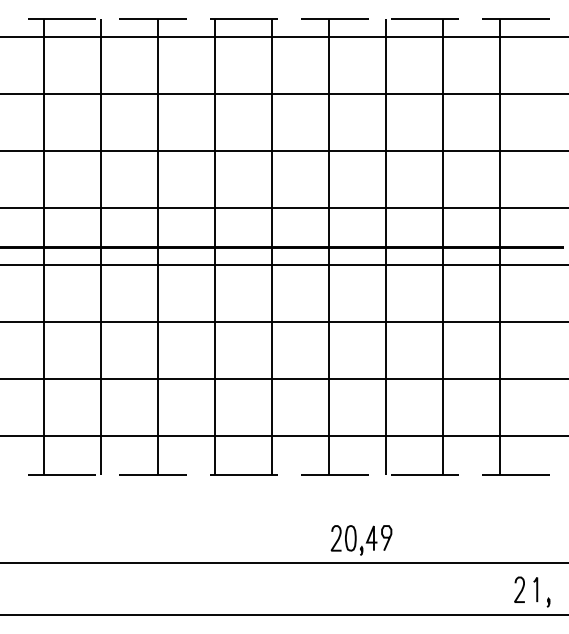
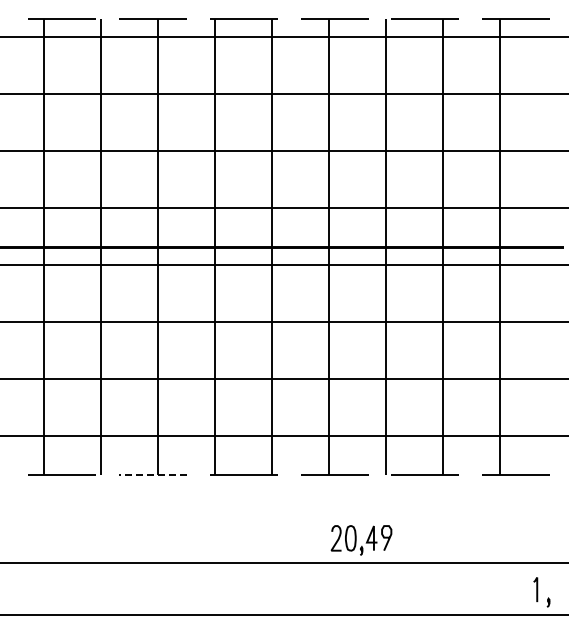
line: solid -> dashed (152, 475)
curve: present -> none (520, 590)
